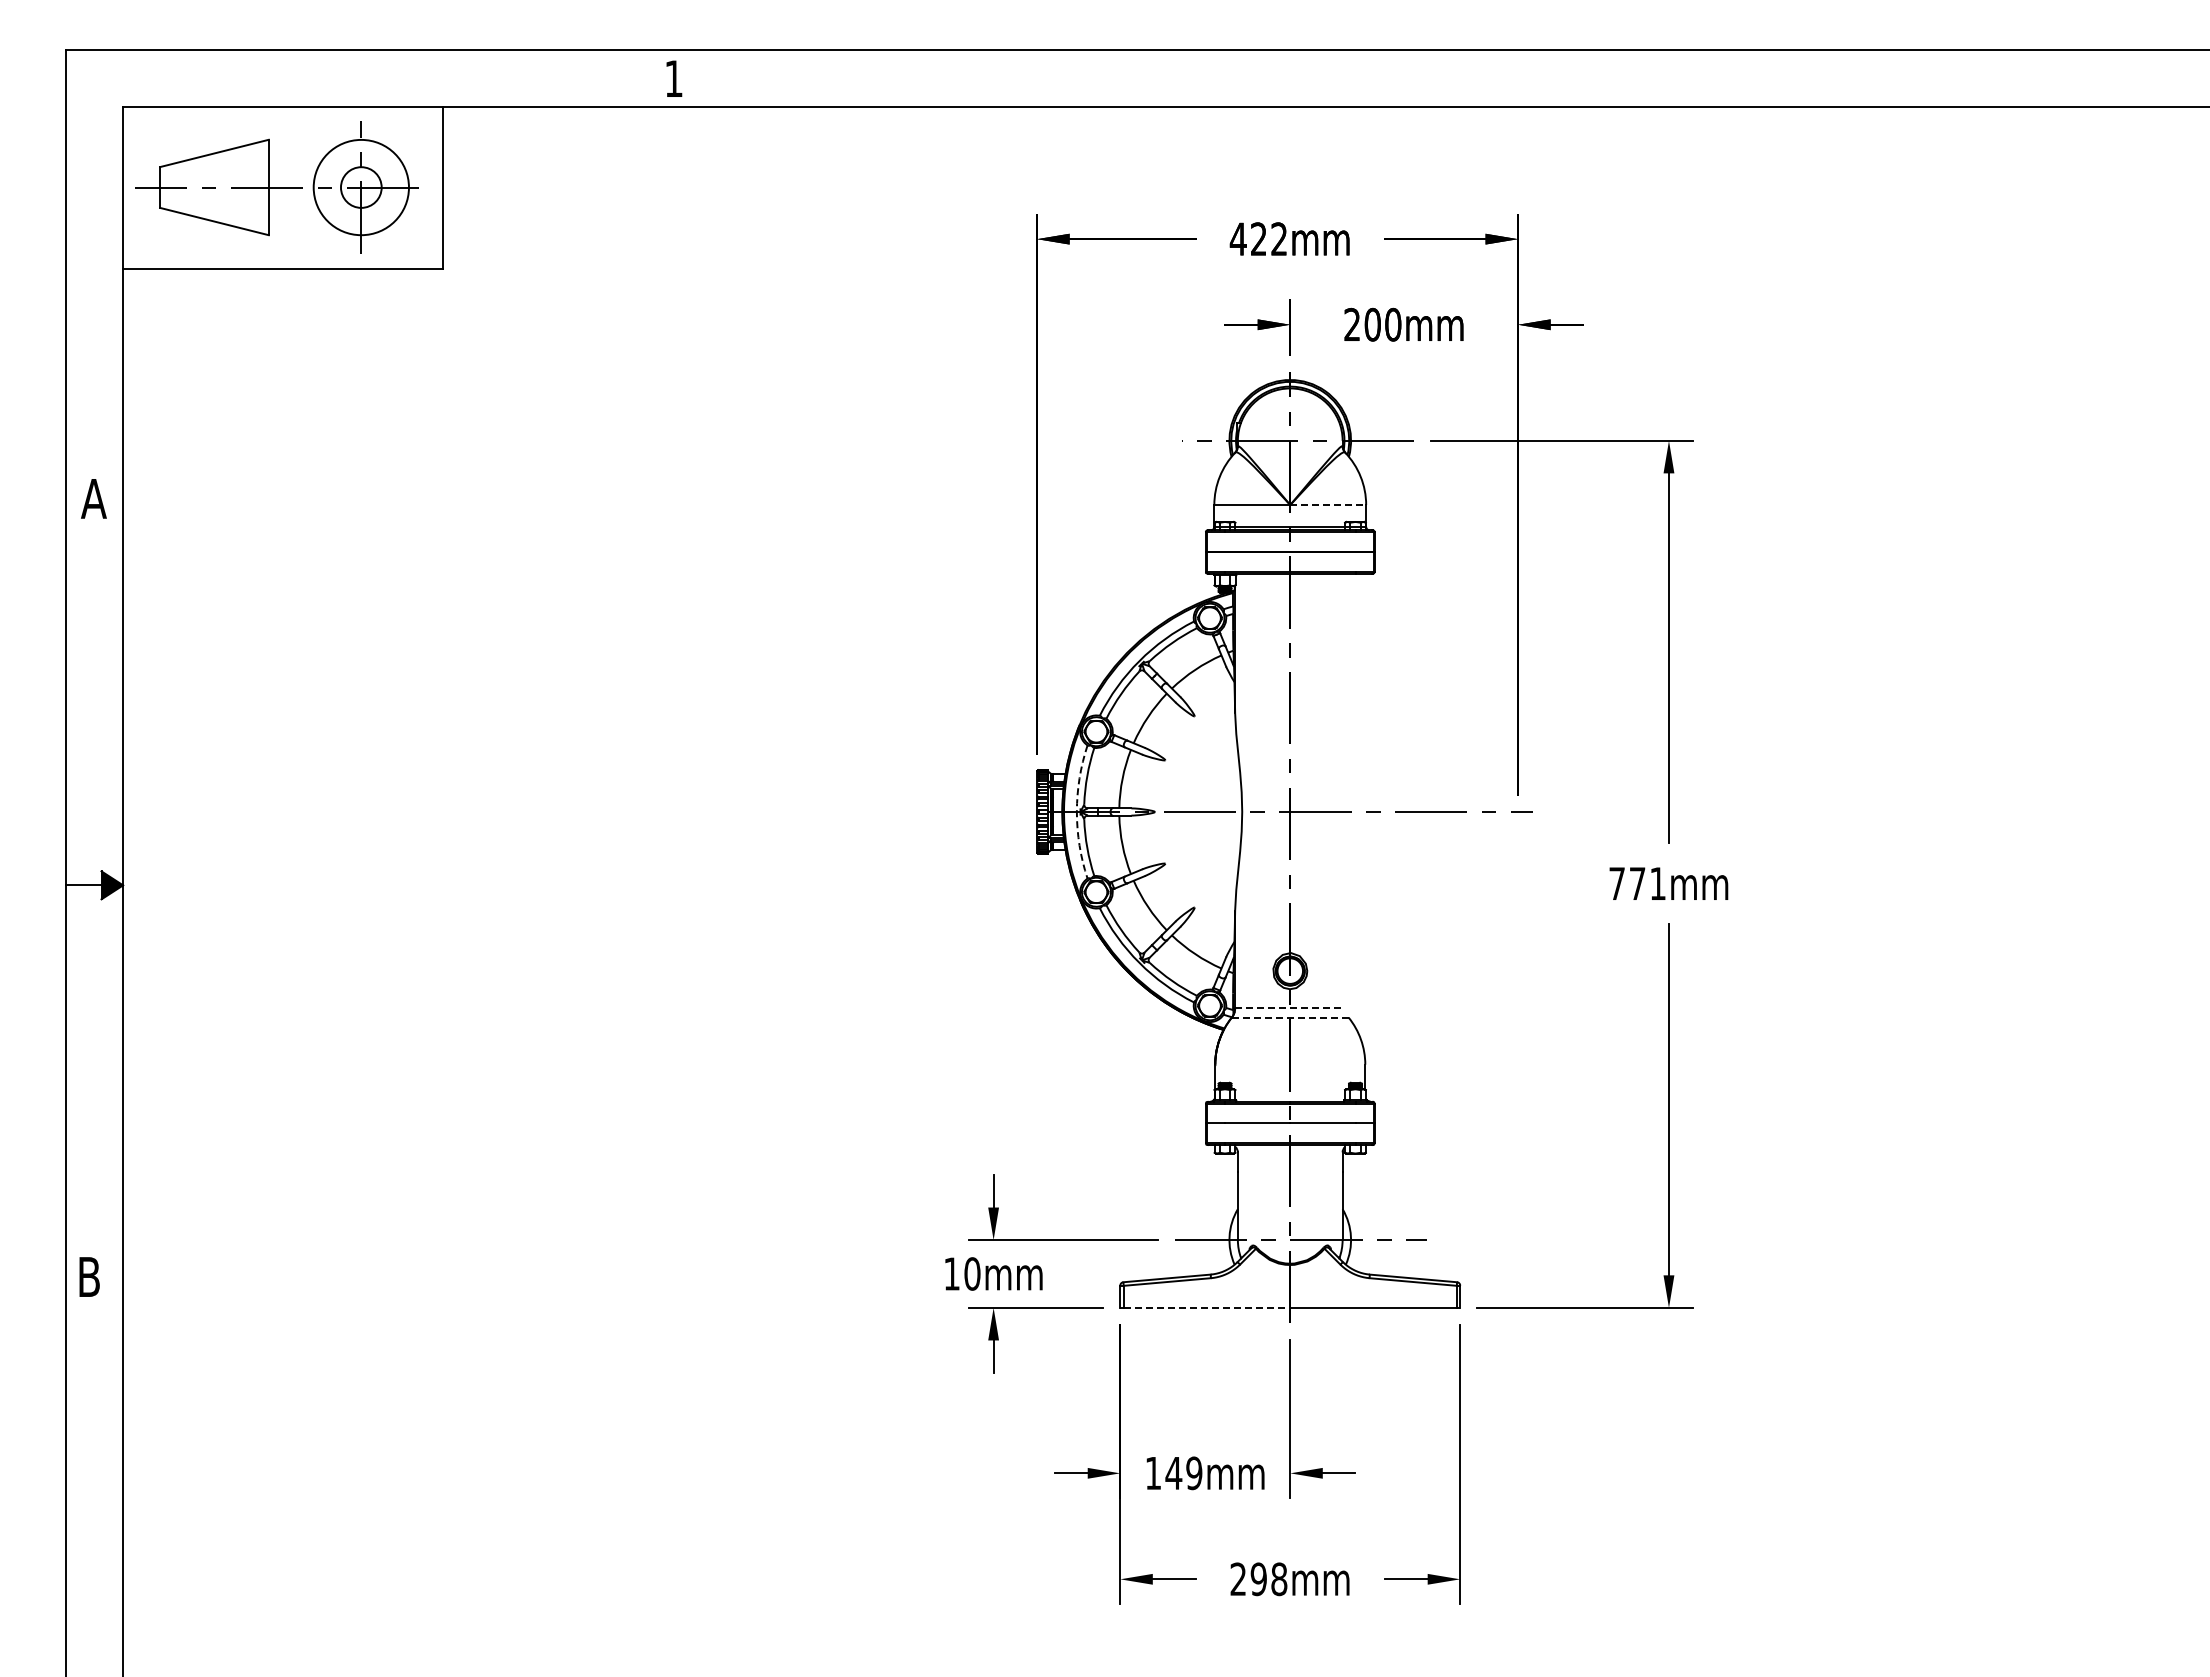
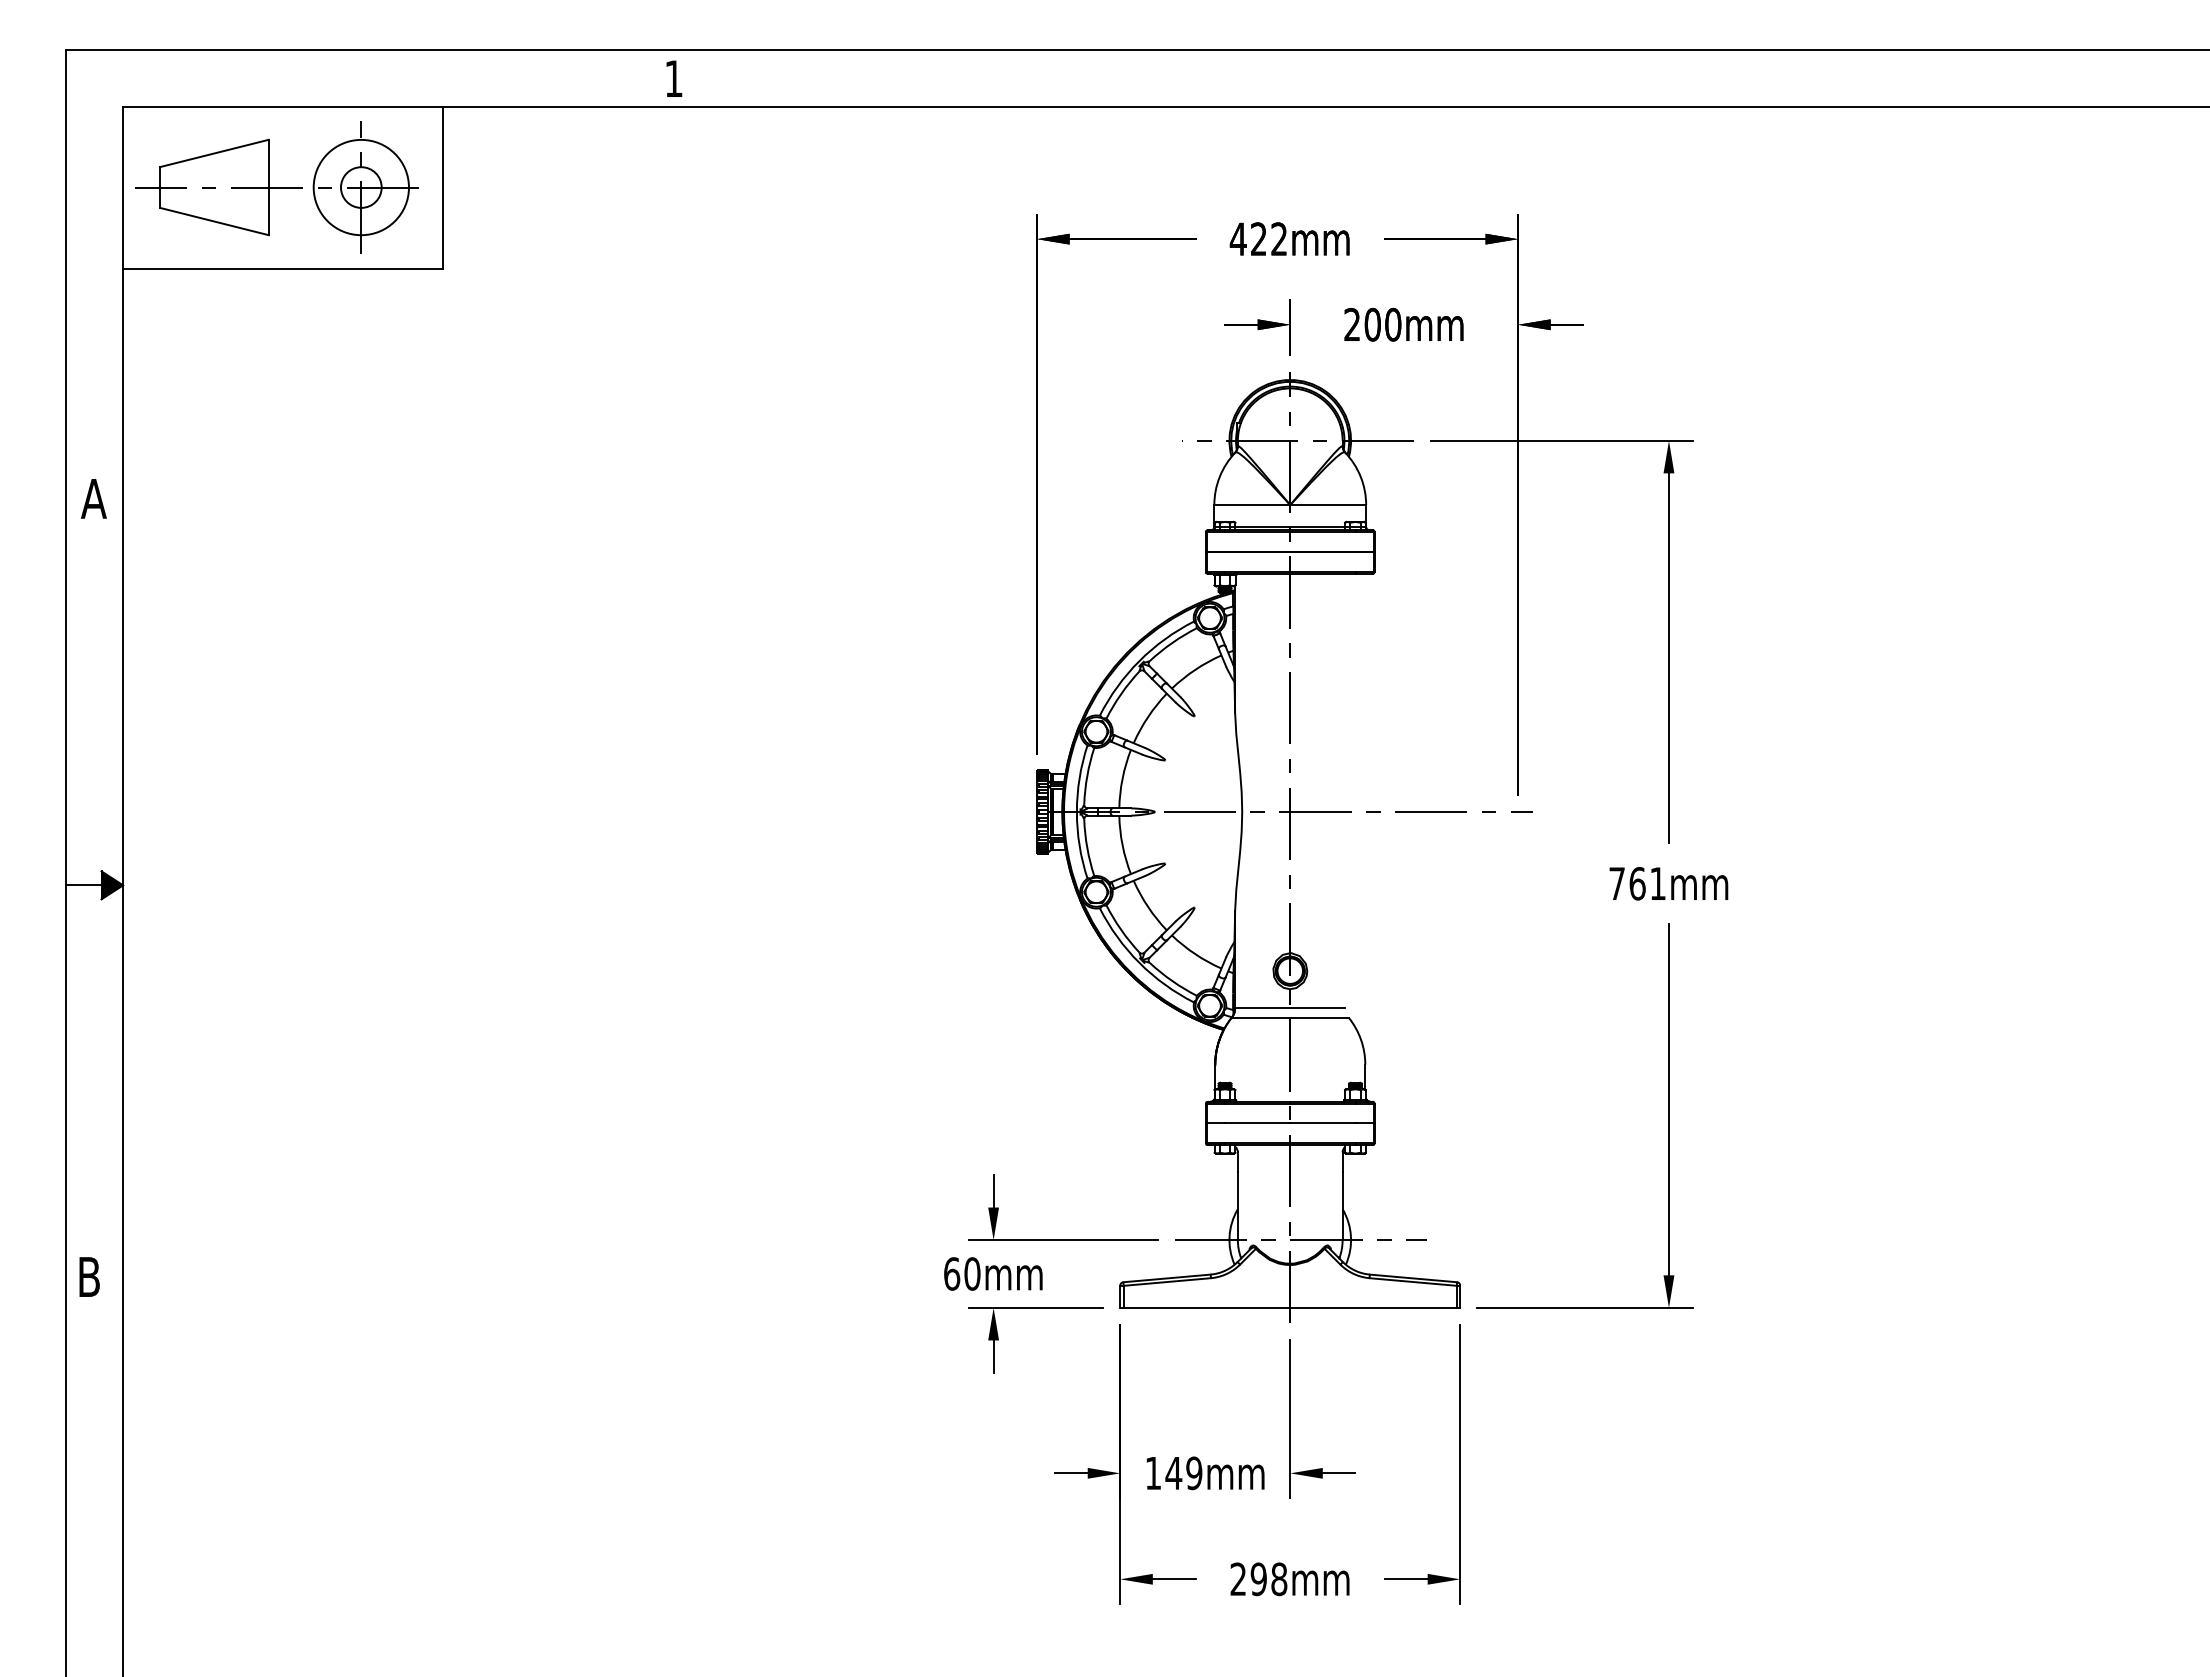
line: dashed -> solid (1328, 505)
arc: dashed -> solid (1076, 812)
text: 771mm -> 761mm (1637, 883)
line: dashed -> solid (1290, 1008)
line: dashed -> solid (1289, 1017)
text: 10mm -> 60mm (952, 1273)
line: dashed -> solid (1207, 1307)
